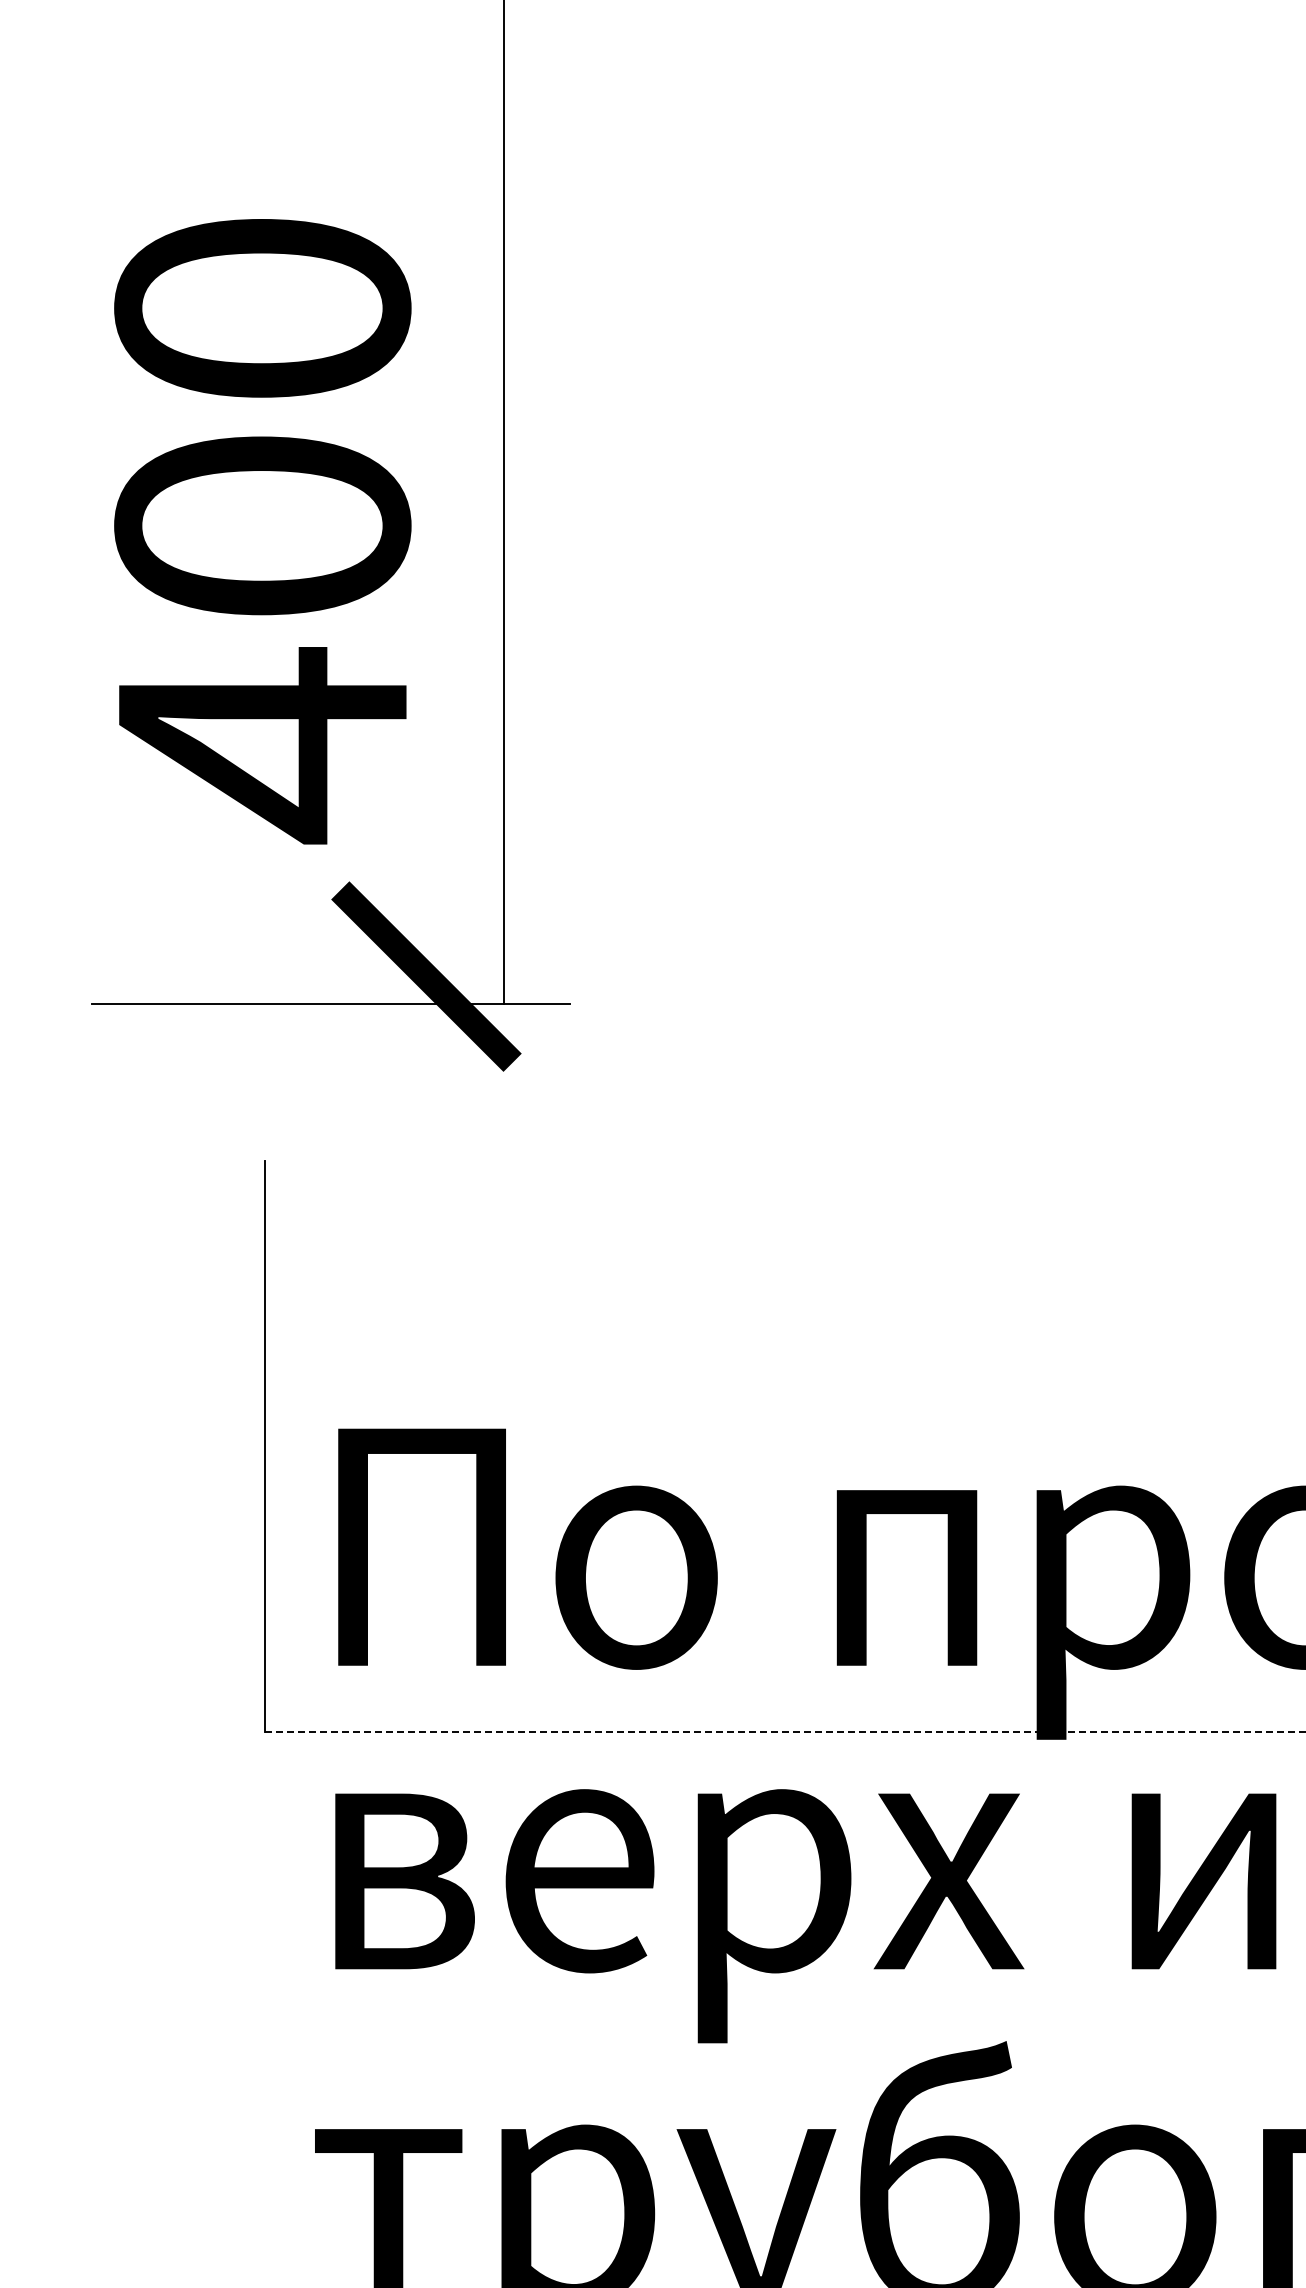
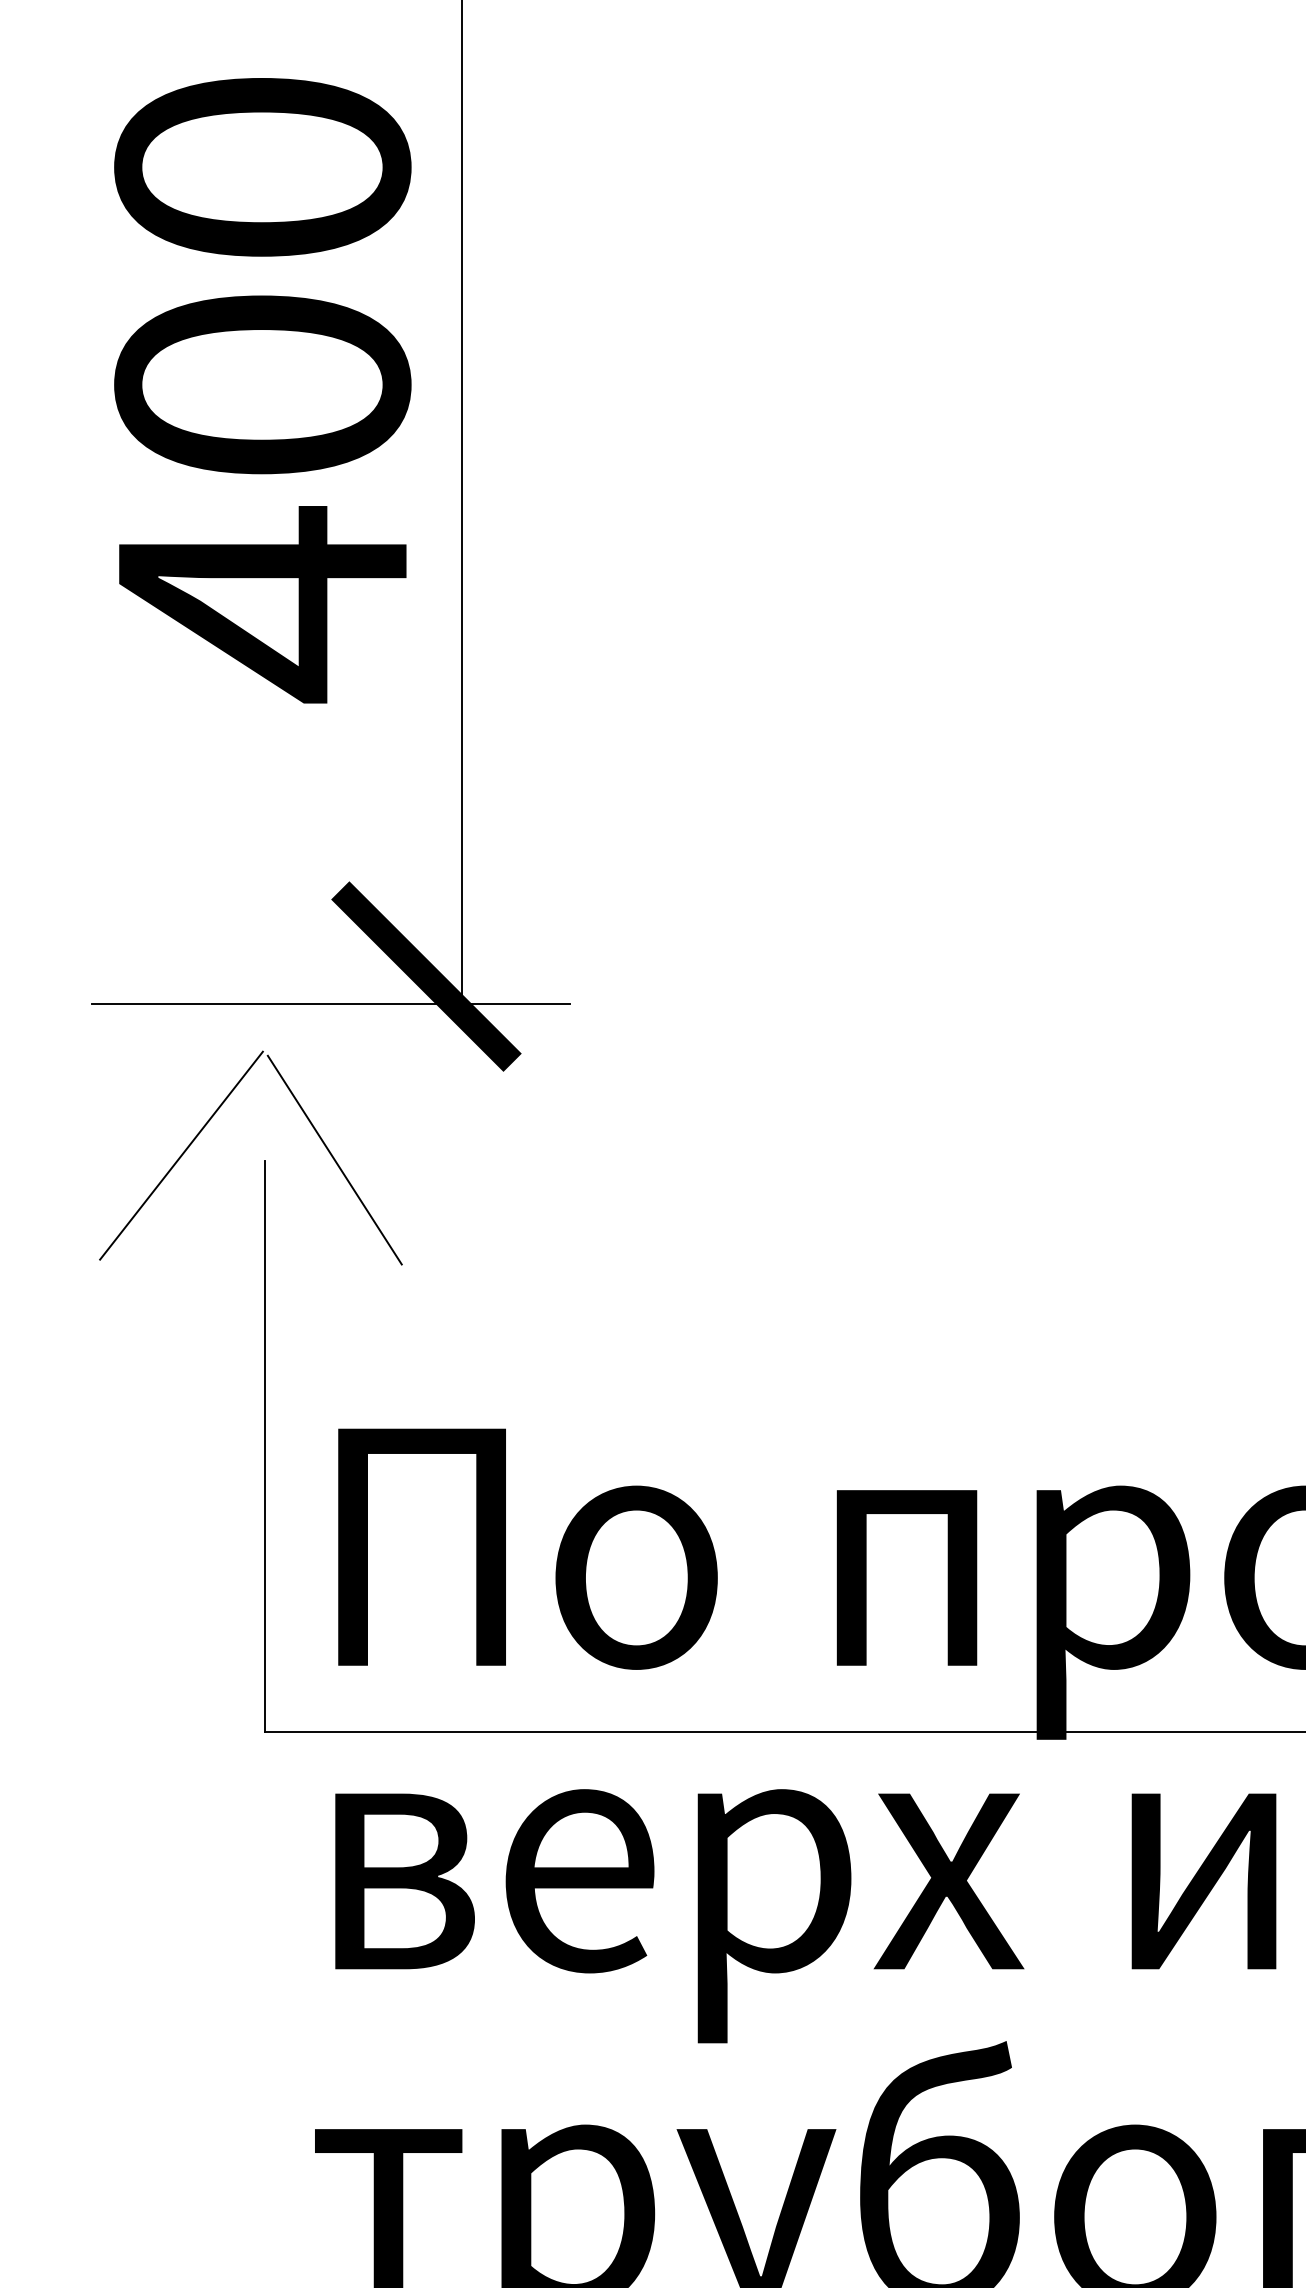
line position: (503, 502) -> (461, 502) (461, 502)
text position: (262, 531) -> (262, 390) (262, 390)
part: none -> present (207, 1124)
line: dashed -> solid (785, 1731)
